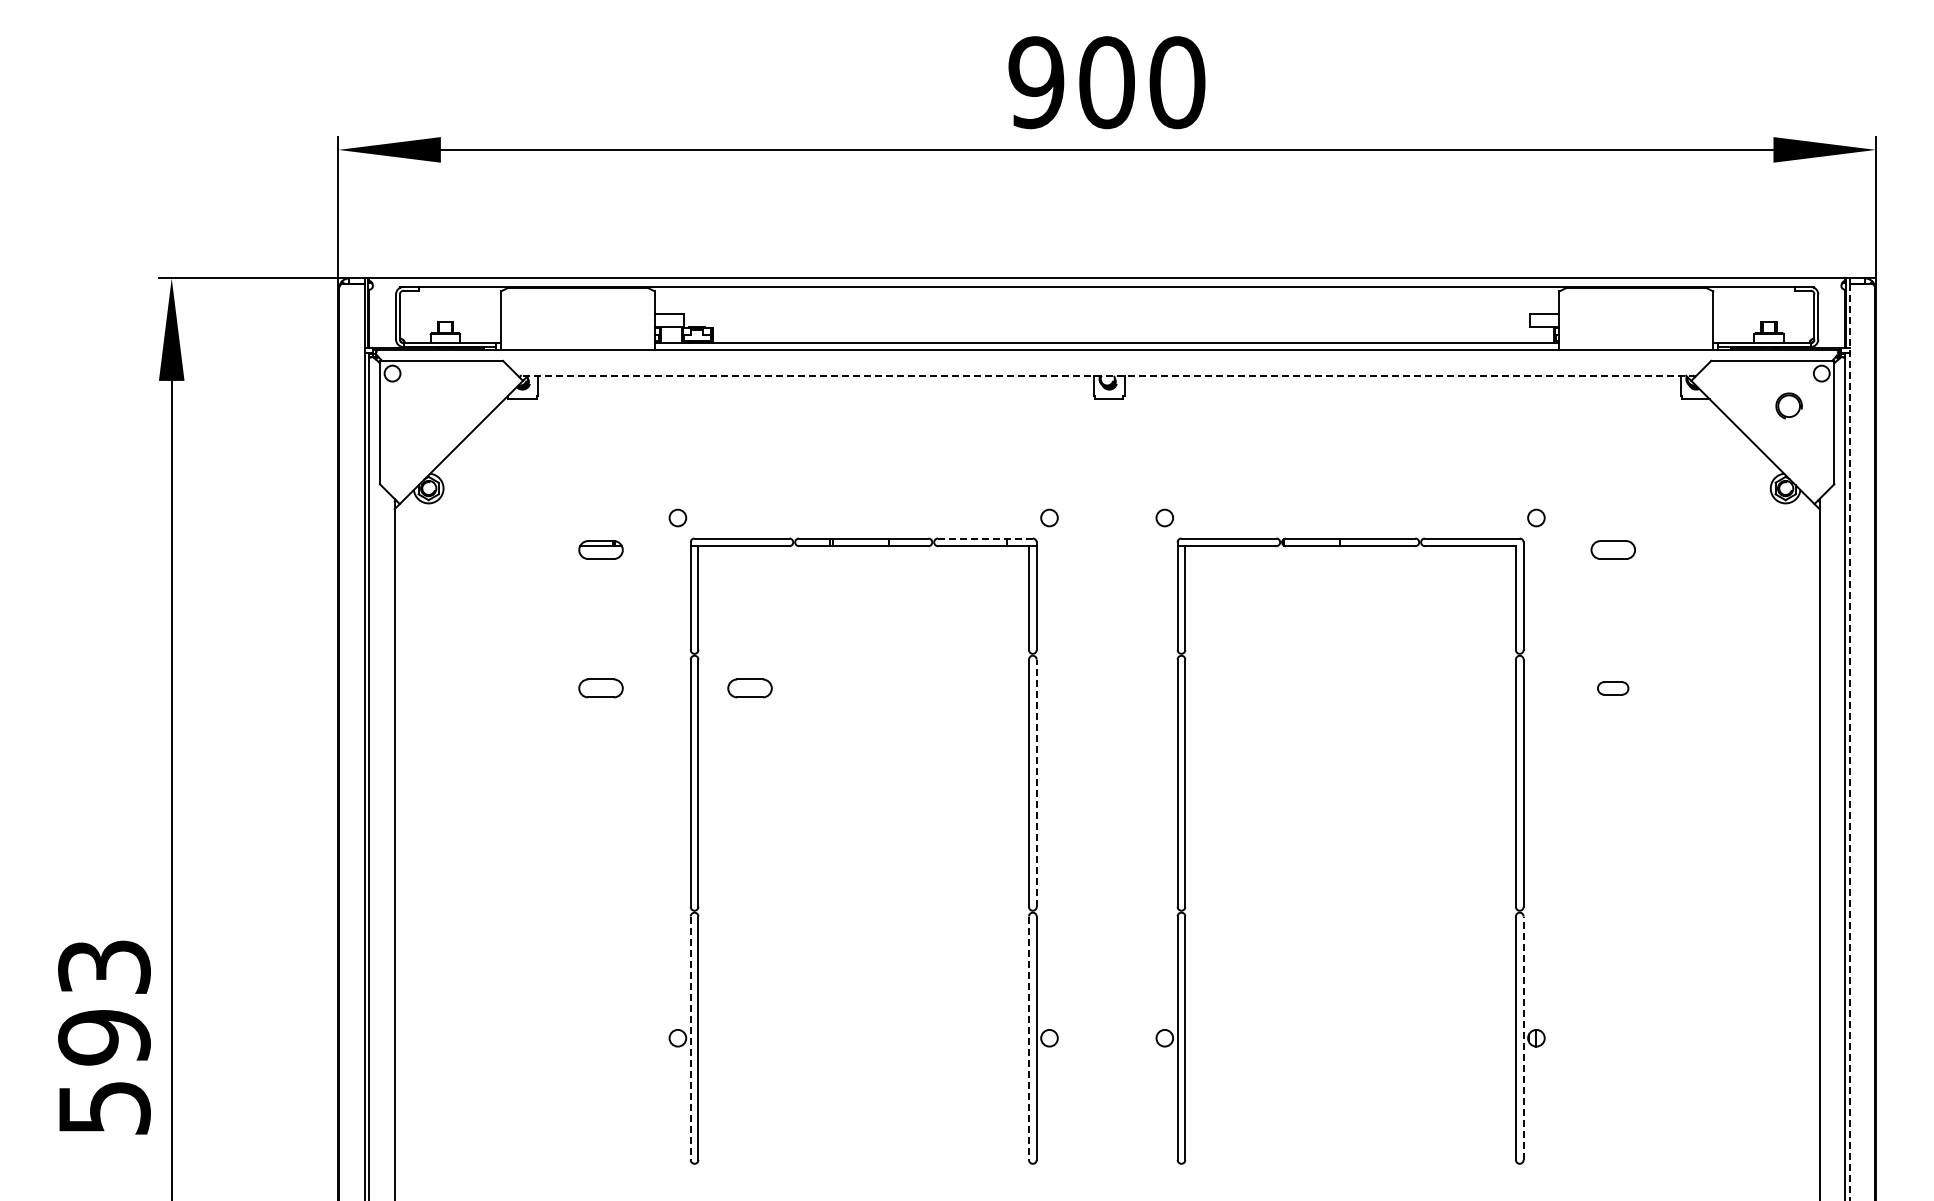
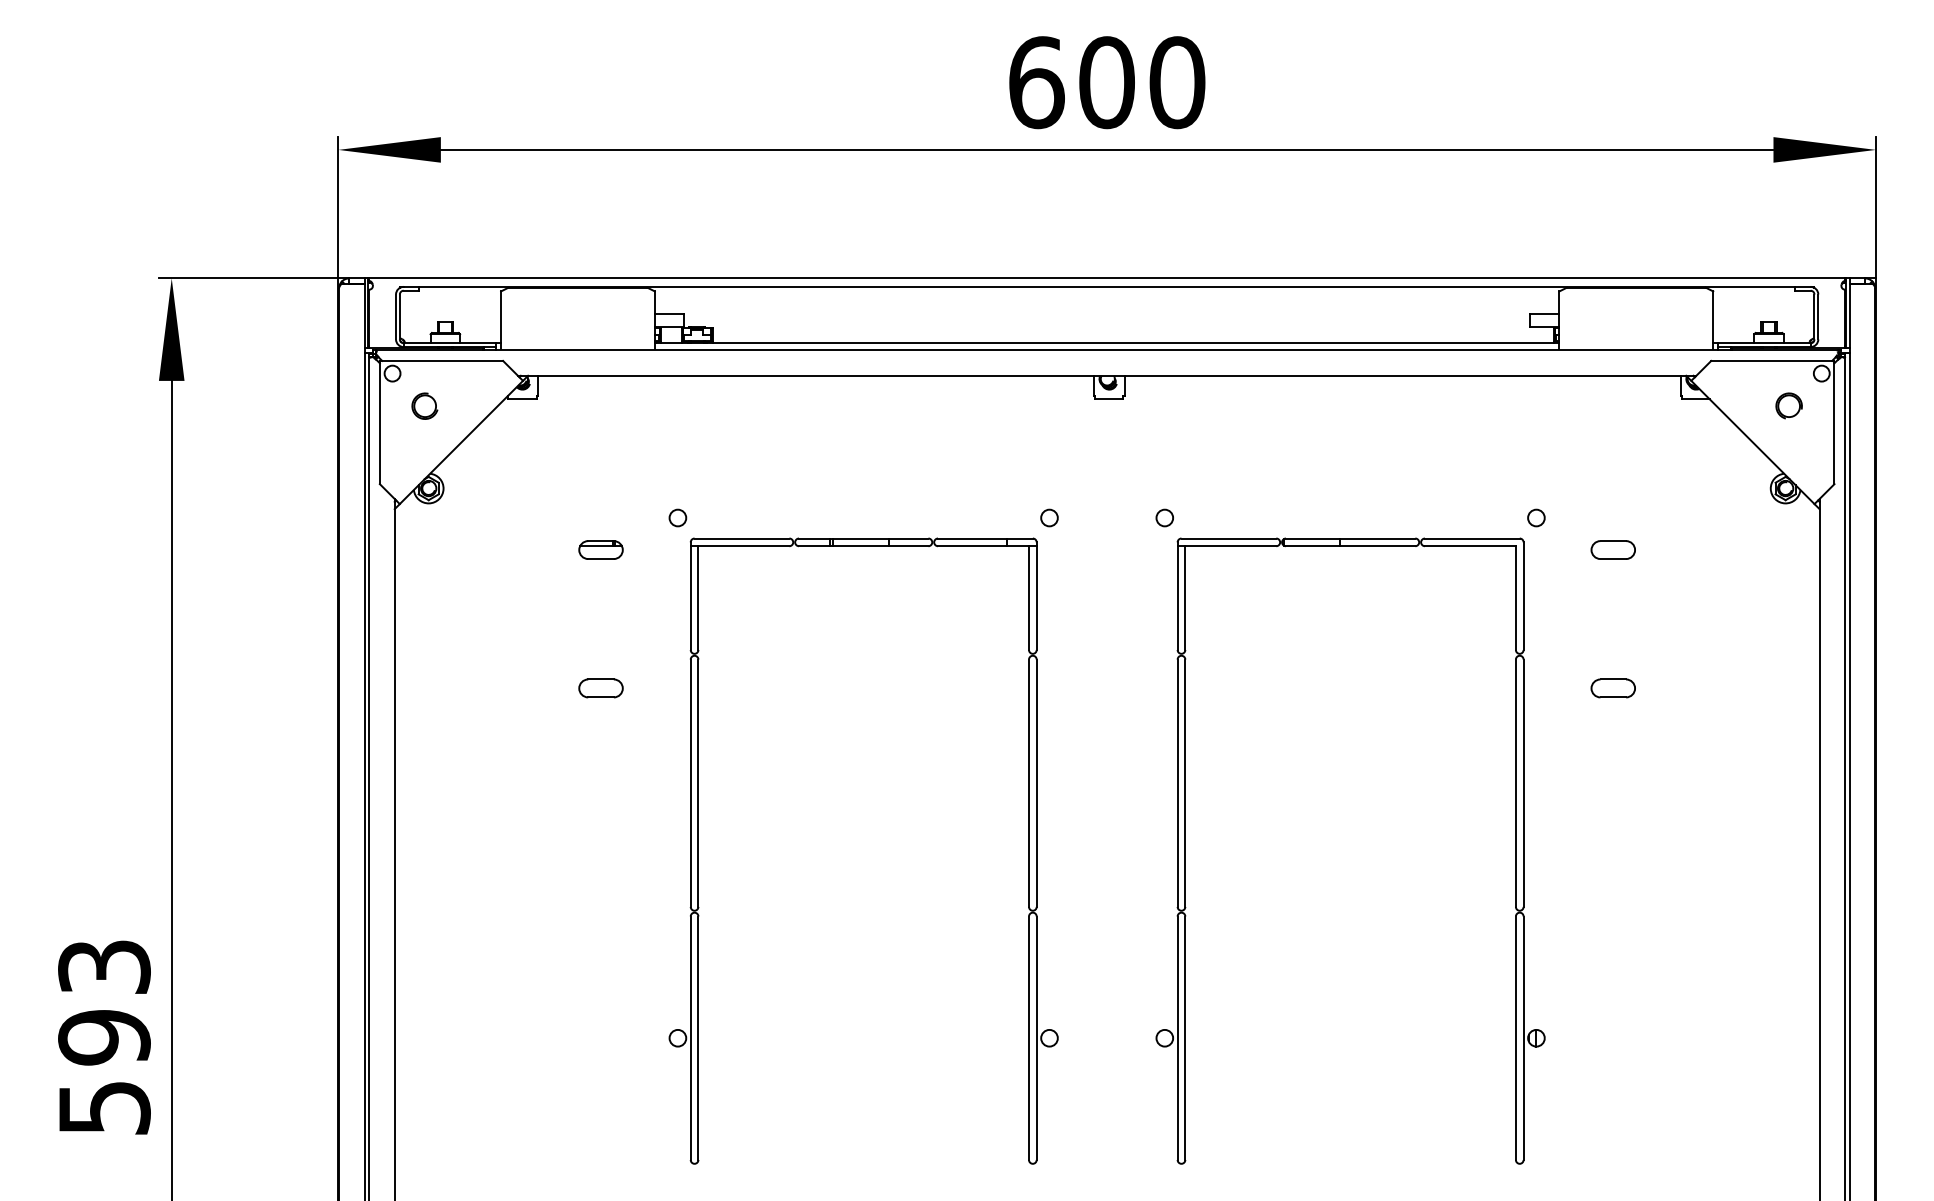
text: 900 -> 600 (1036, 82)
line: dashed -> solid (1106, 375)
part: none -> present (424, 405)
line: dashed -> solid (984, 538)
part: present -> none (749, 688)
part size: 33x15 px -> 46x21 px (1612, 688)
line: dashed -> solid (1849, 742)
line: dashed -> solid (1036, 783)
line: dashed -> solid (690, 1038)
line: dashed -> solid (1029, 1038)
line: dashed -> solid (1523, 1038)
